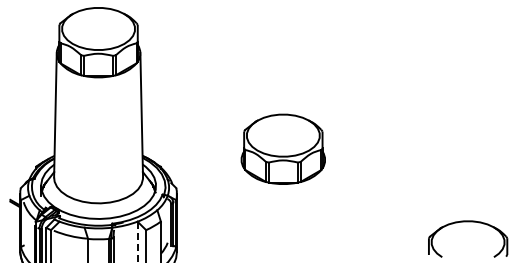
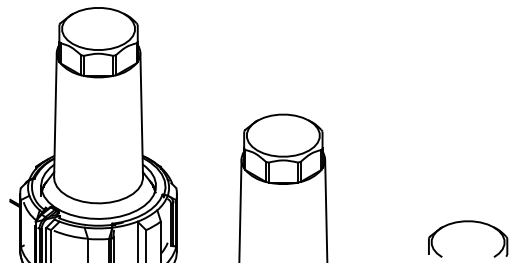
line: none -> present (240, 209)
line: none -> present (326, 209)
line: dashed -> solid (137, 242)
